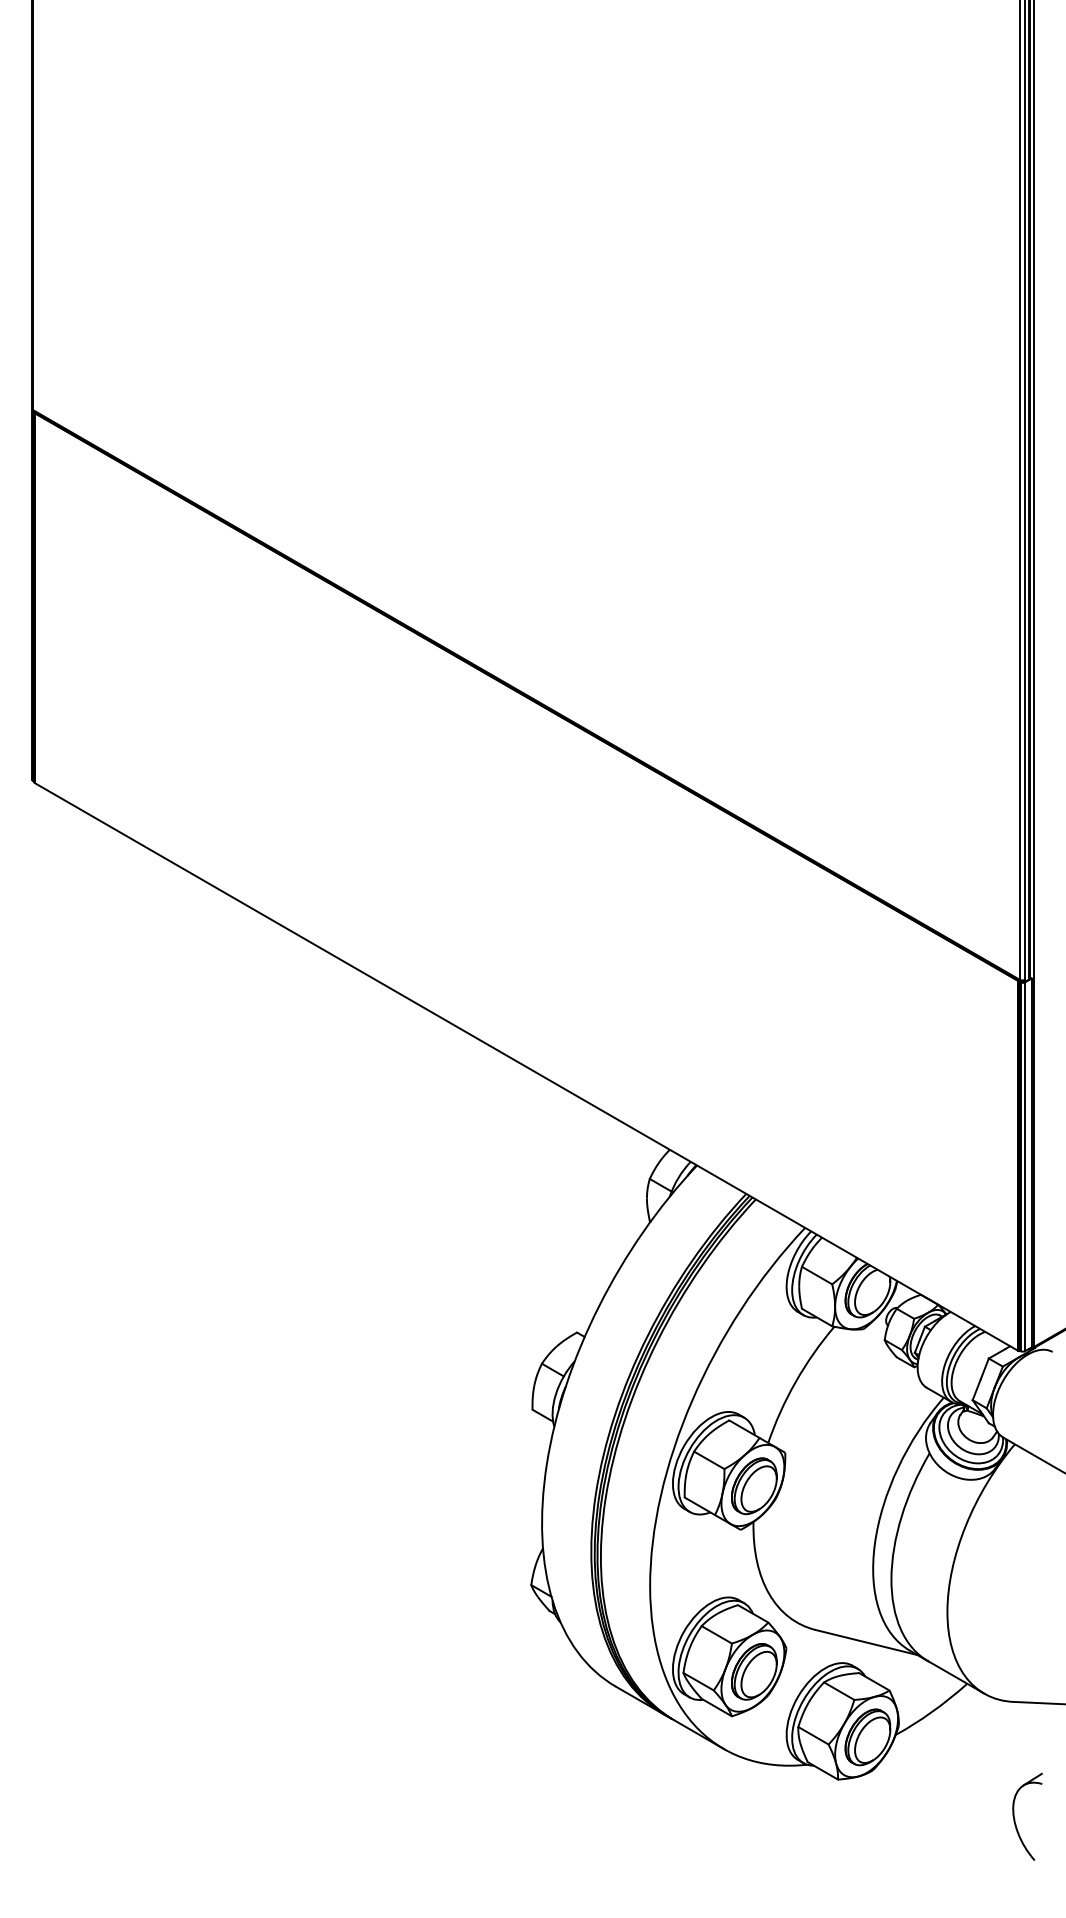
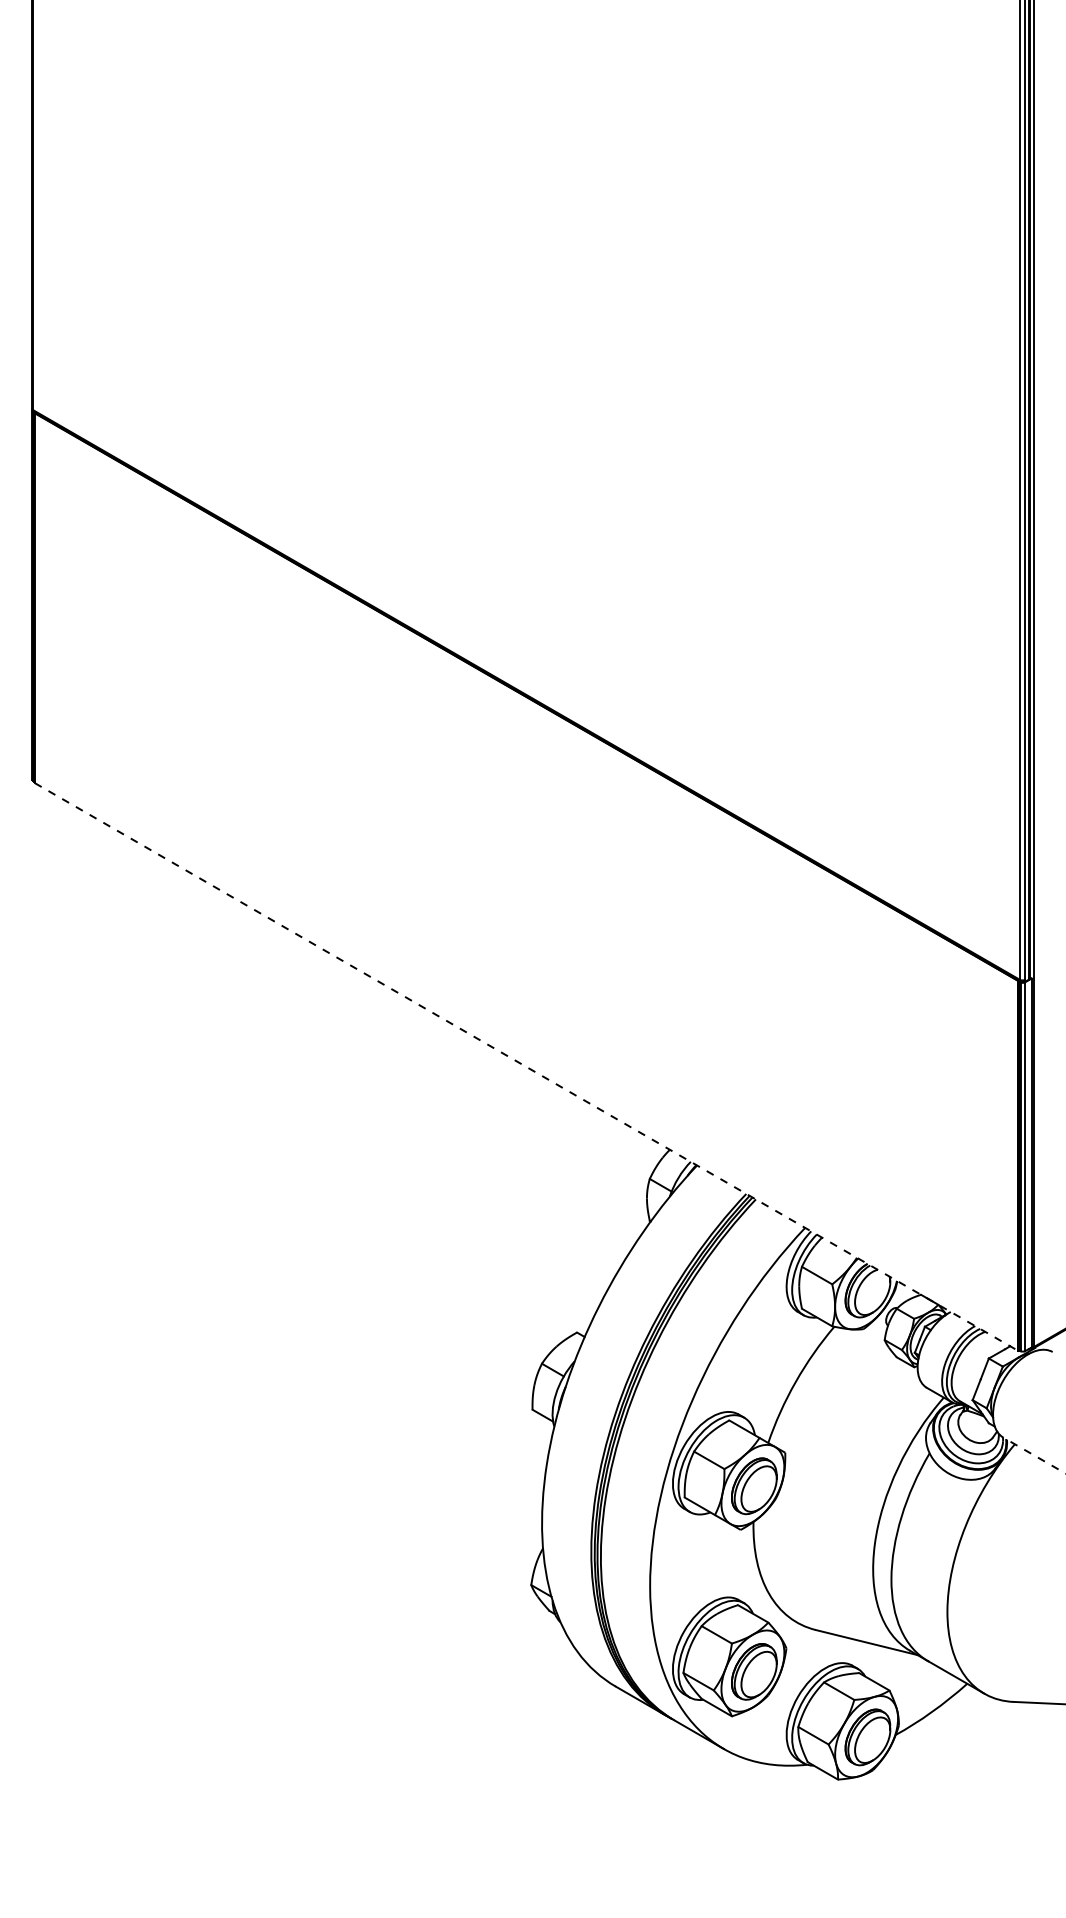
line: solid -> dashed (526, 1067)
line: solid -> dashed (1034, 1455)
part: present -> none (1015, 1819)
